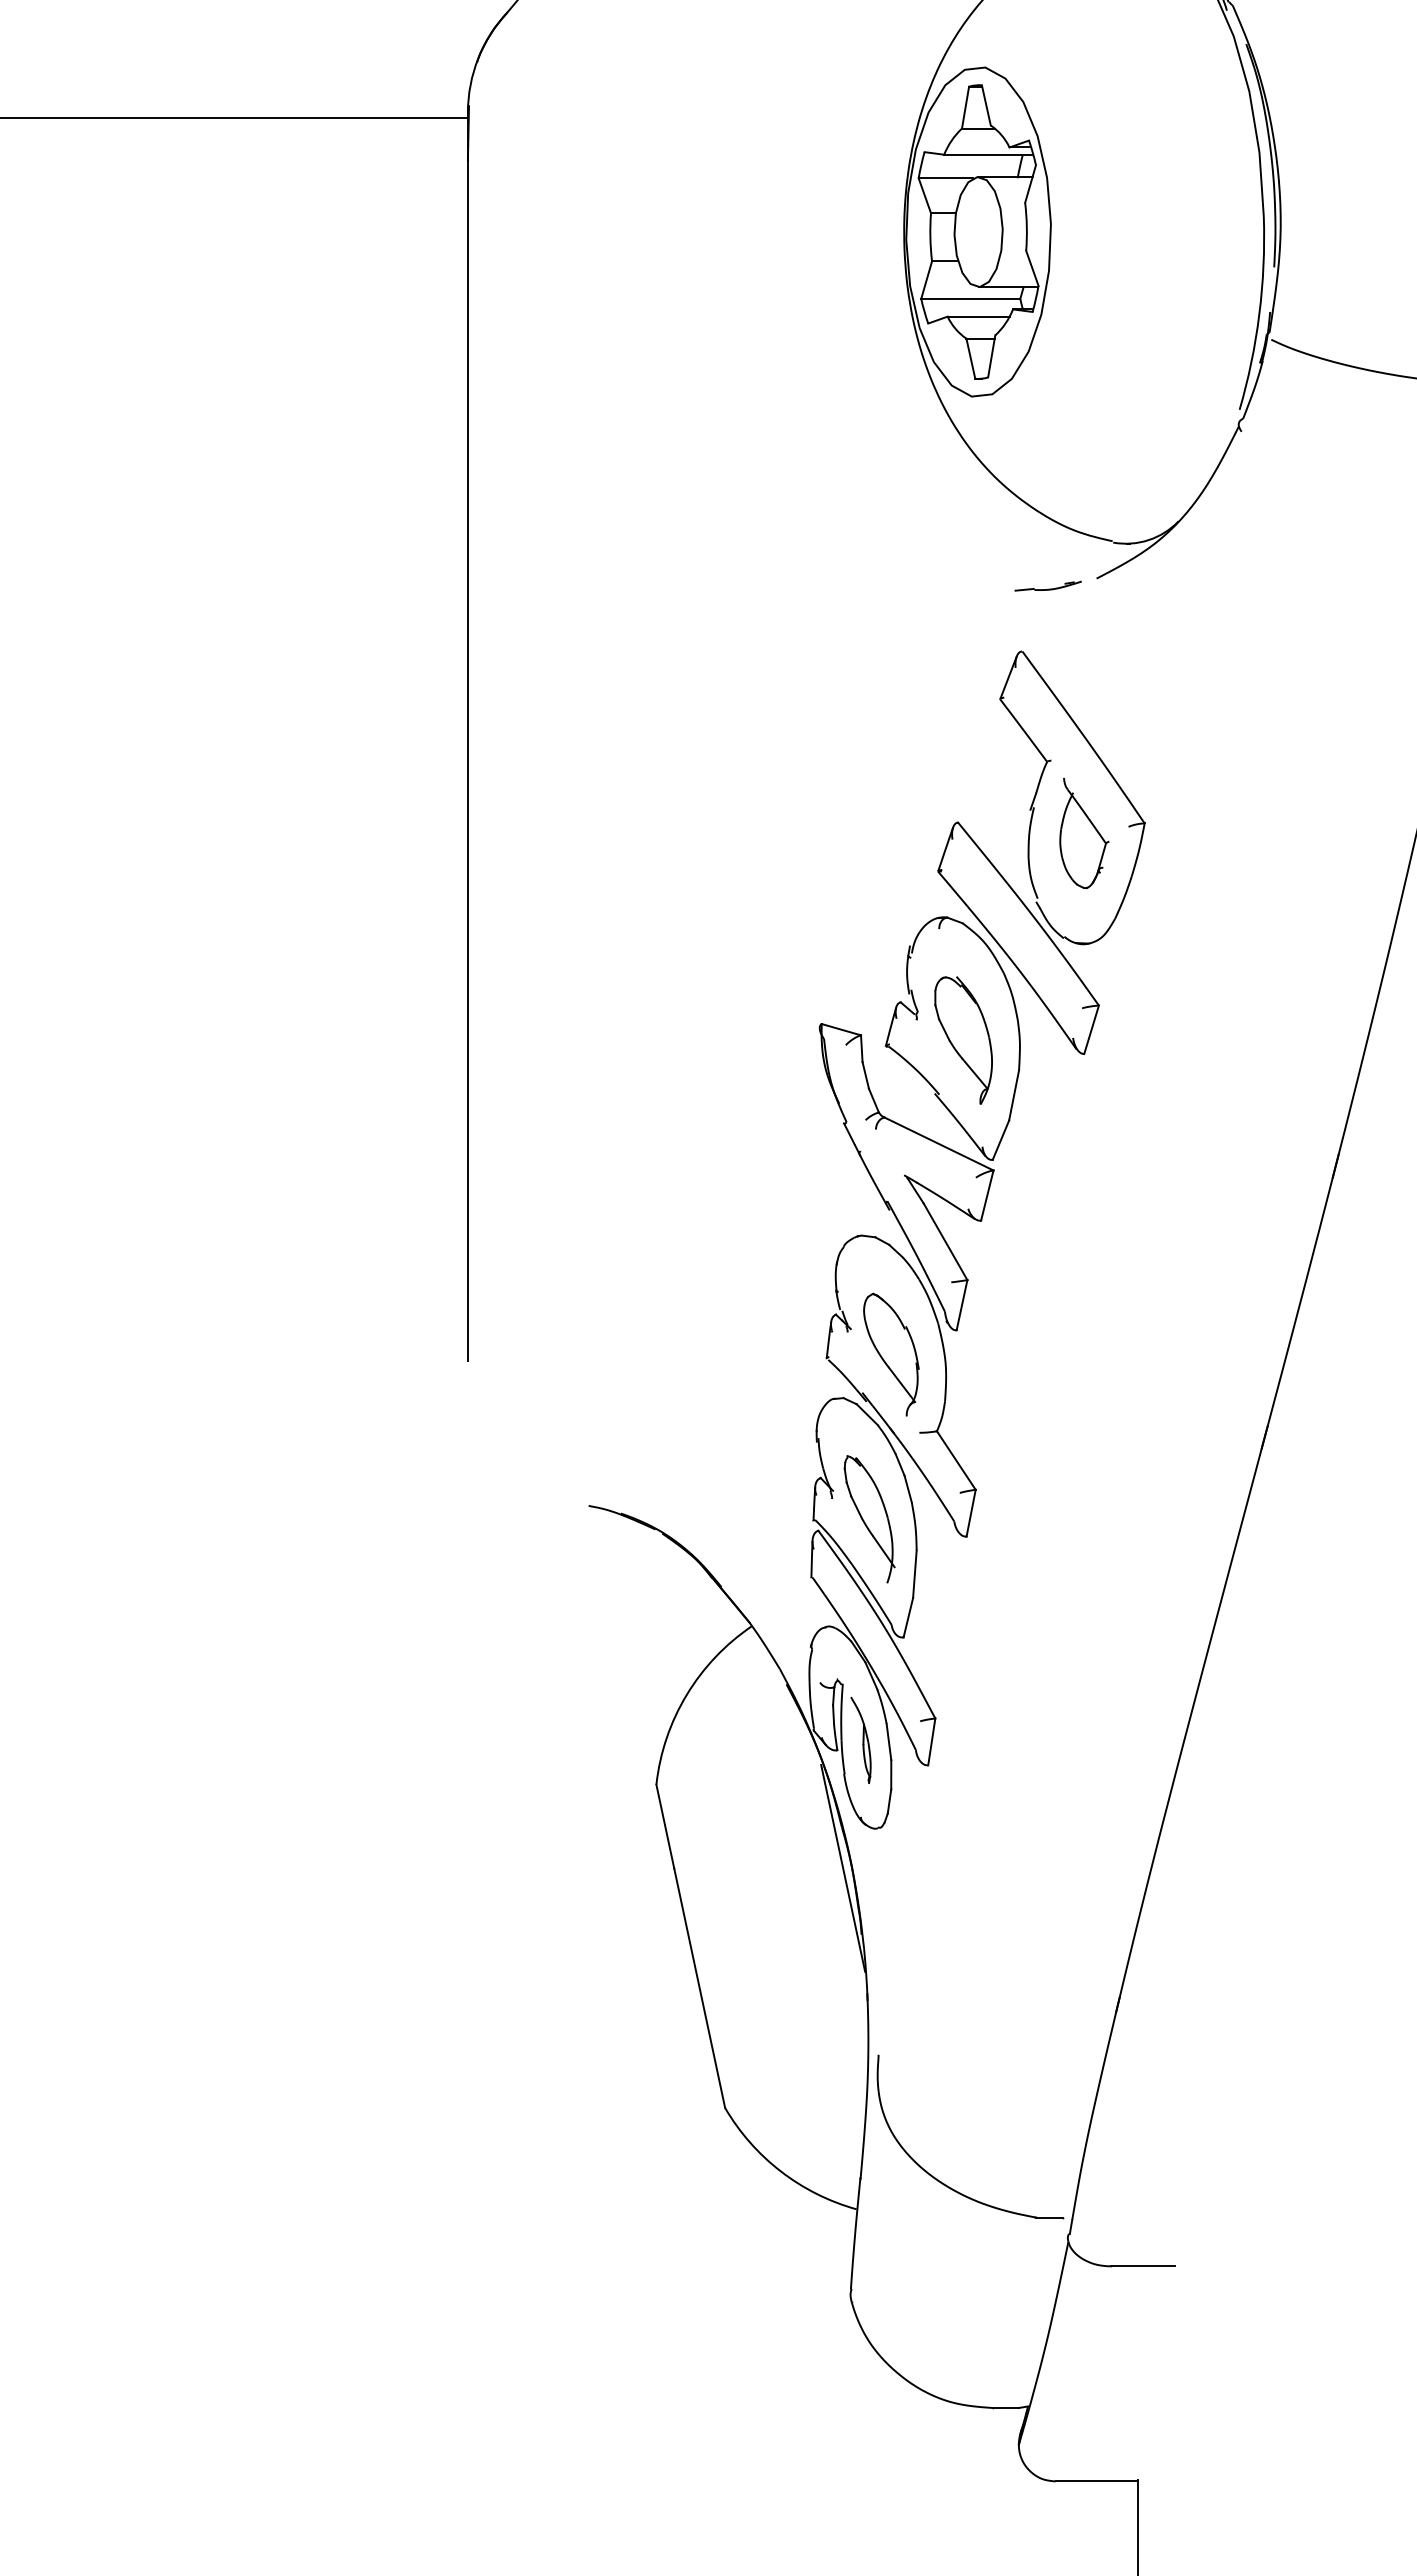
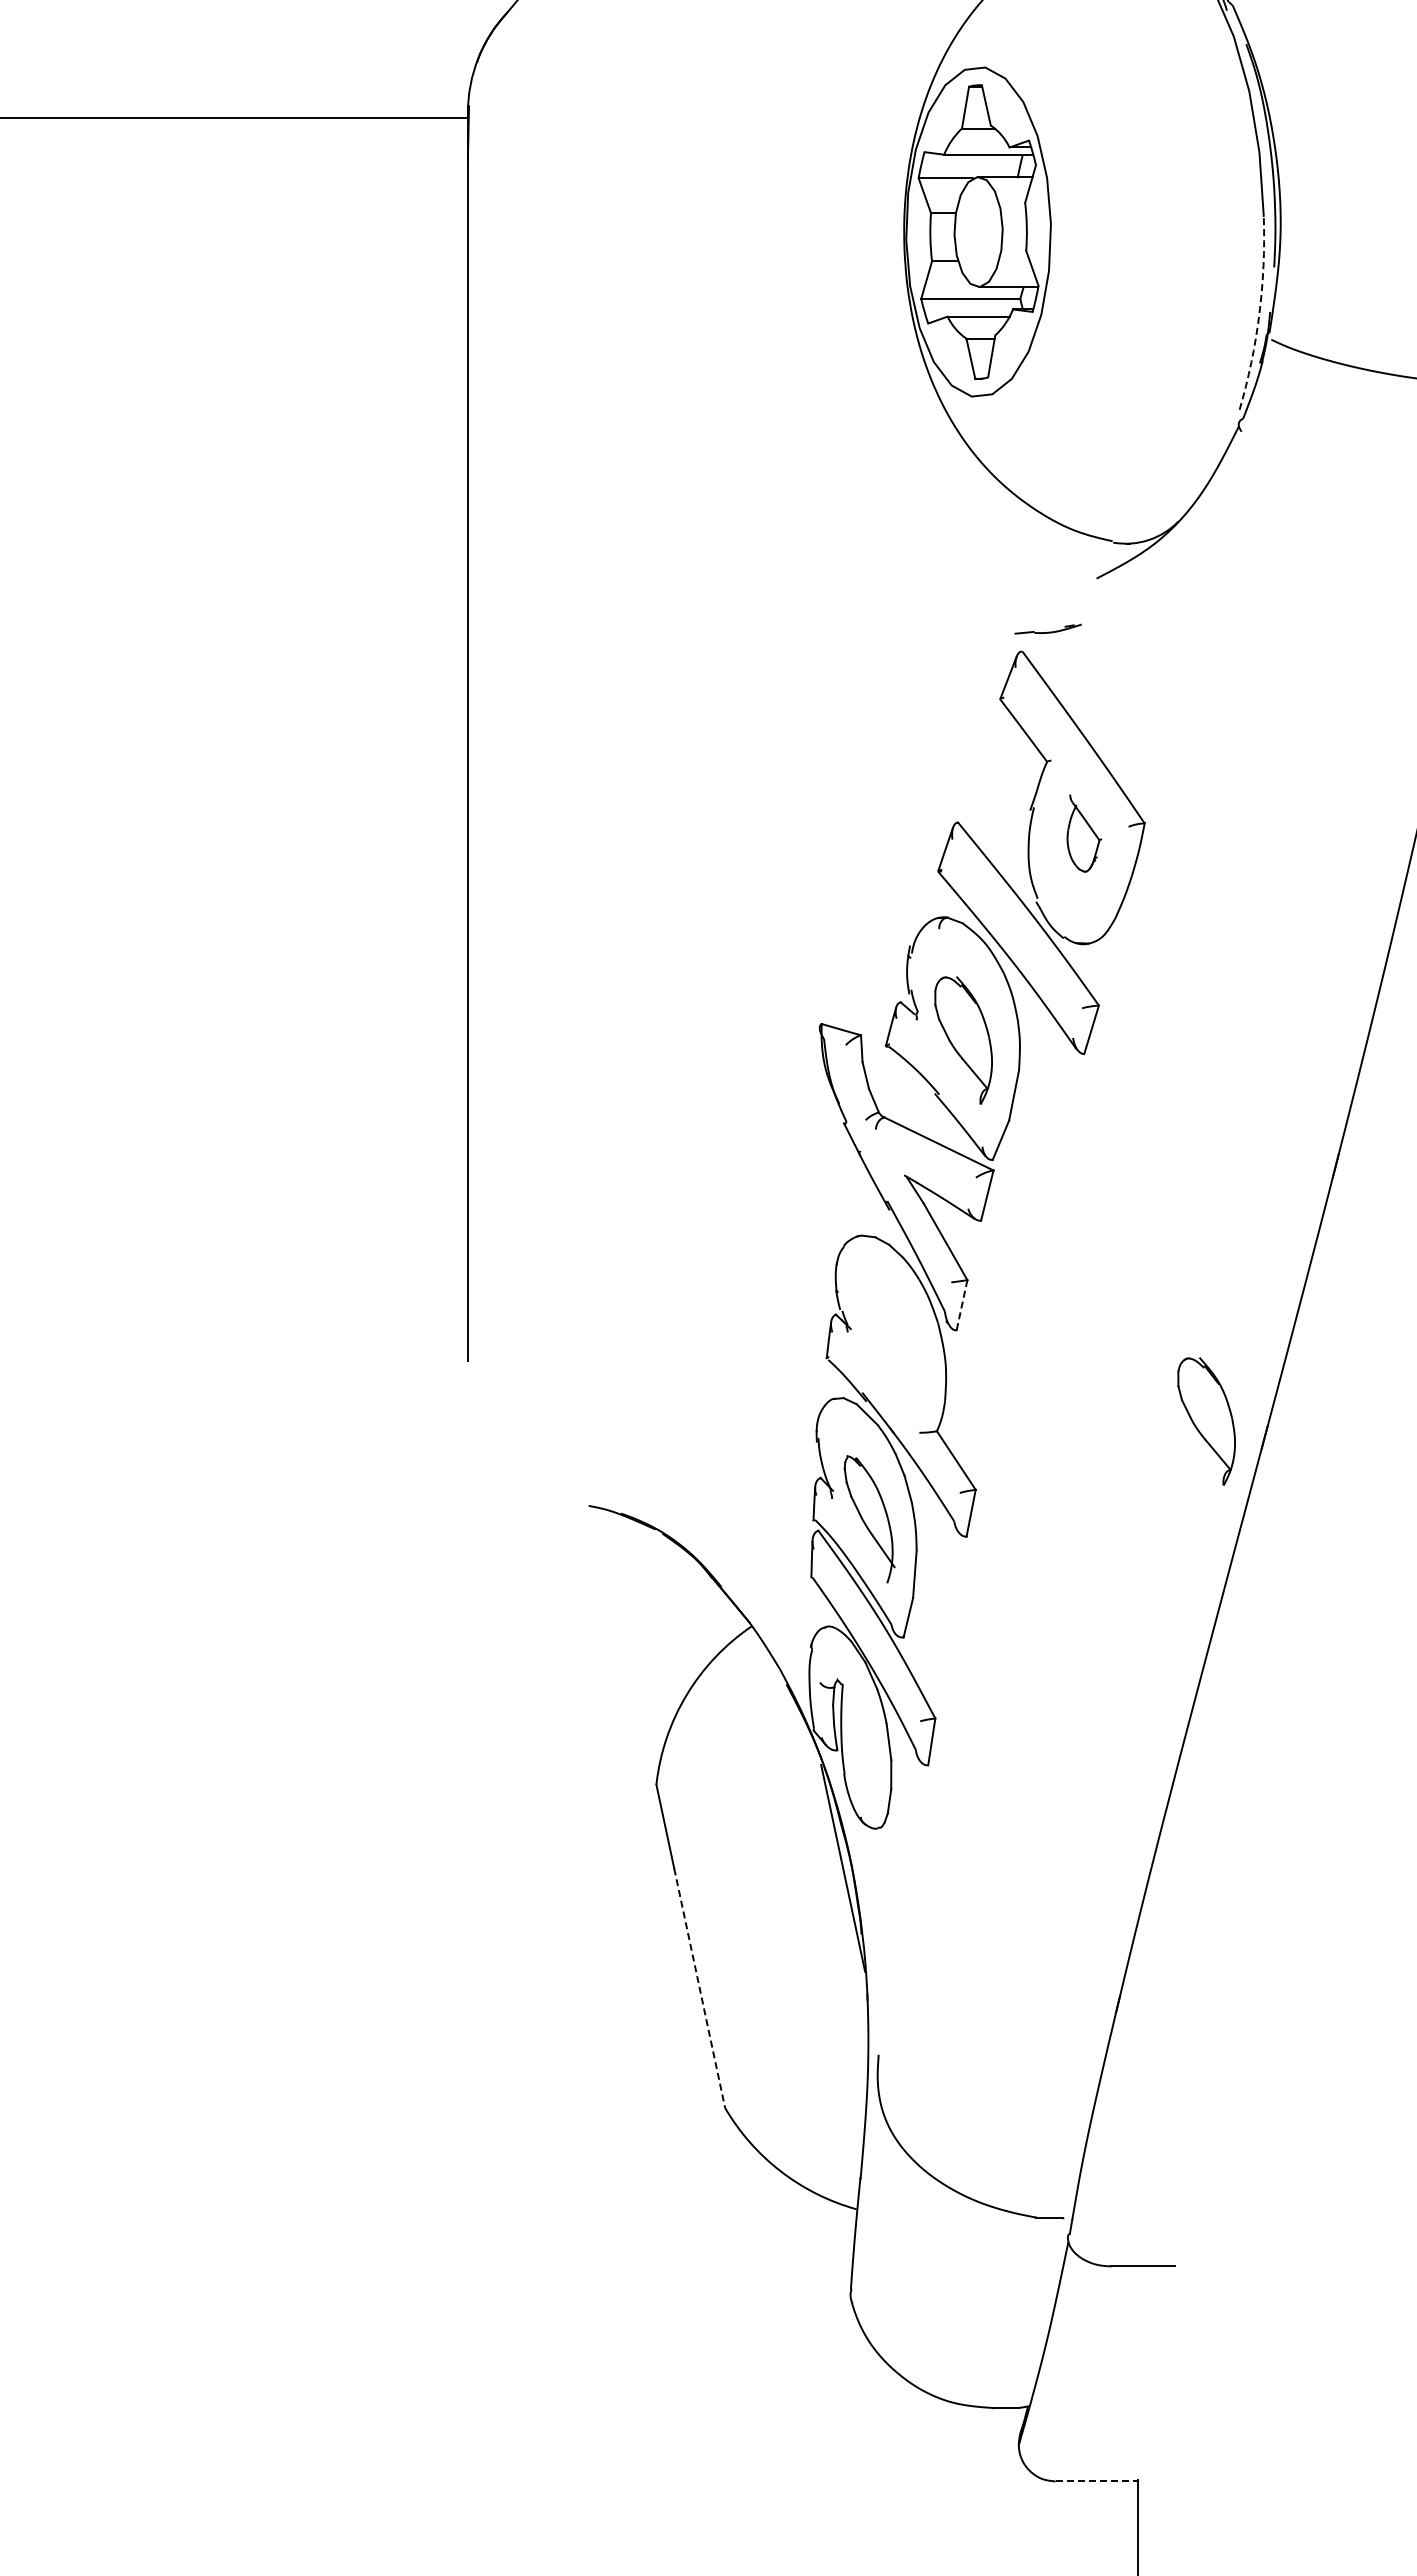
arc: solid -> dashed (1259, 314)
part position: (1047, 585) -> (1047, 628) (1047, 628)
part size: 51x111 px -> 37x79 px (1084, 833)
line: solid -> dashed (962, 1305)
part: present -> none (891, 1354)
part: none -> present (1206, 1421)
part: present -> none (860, 1739)
line: solid -> dashed (699, 1988)
line: solid -> dashed (1097, 2481)
